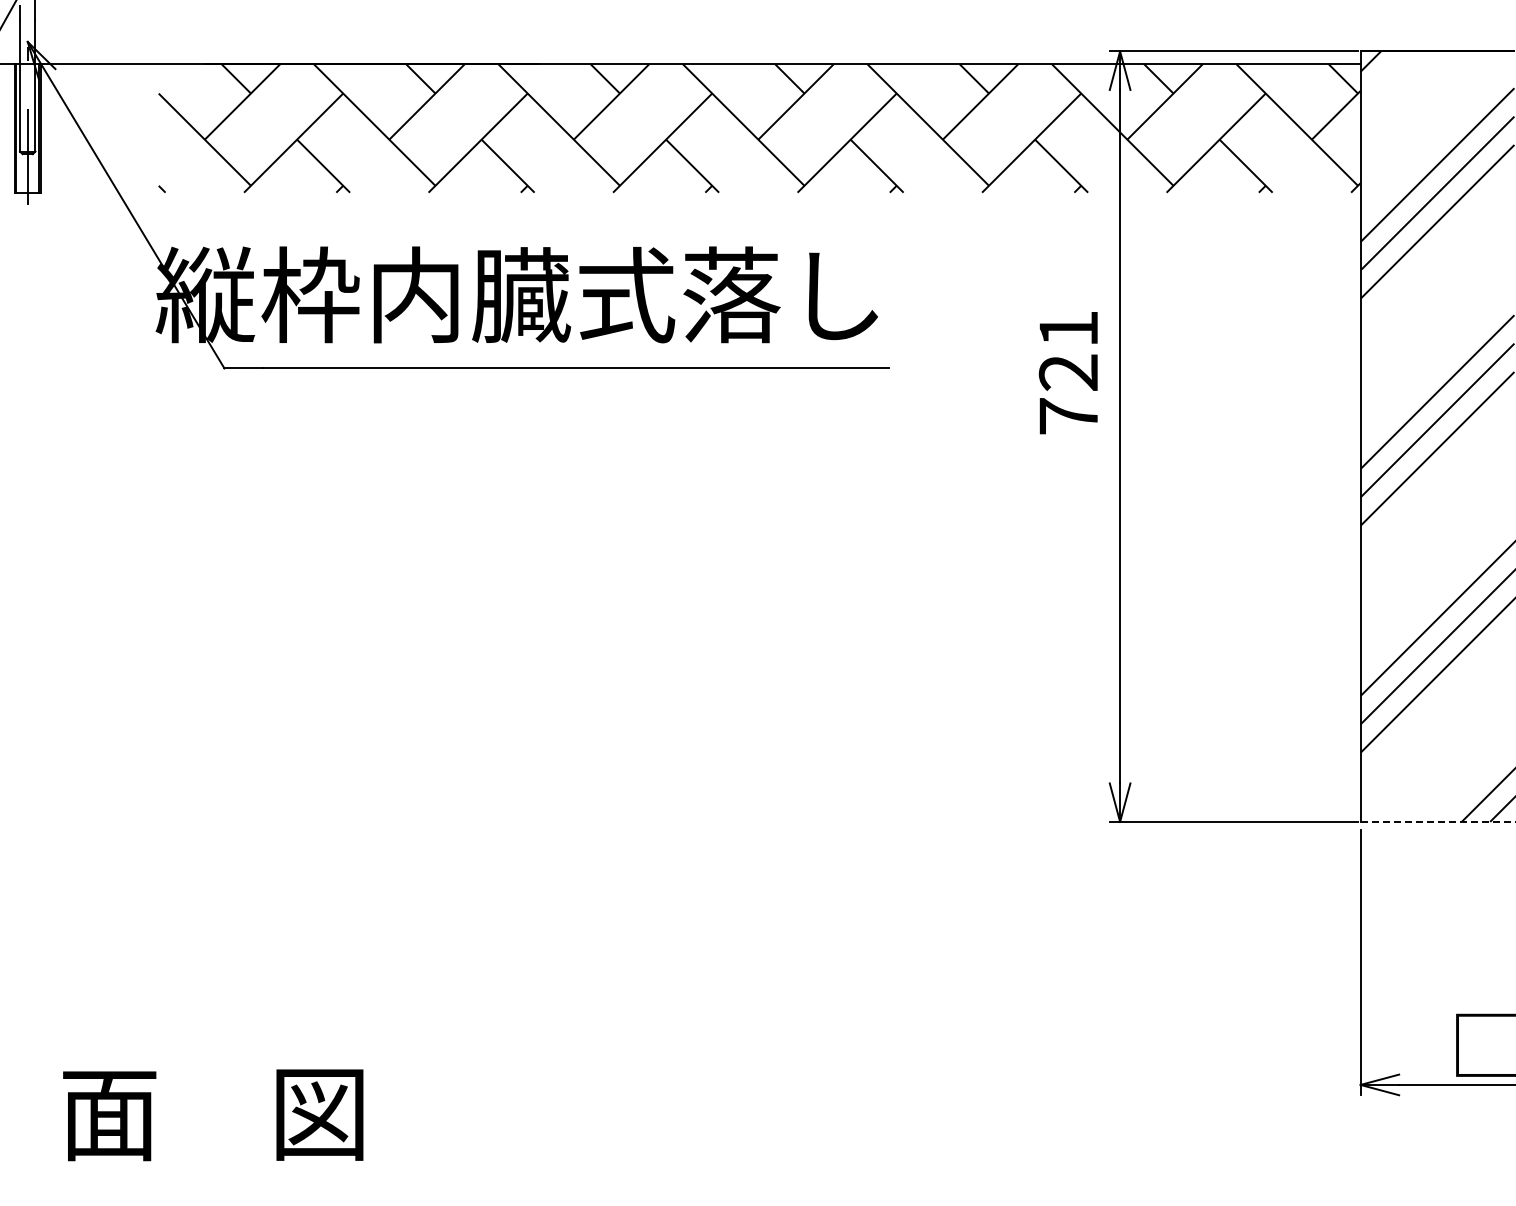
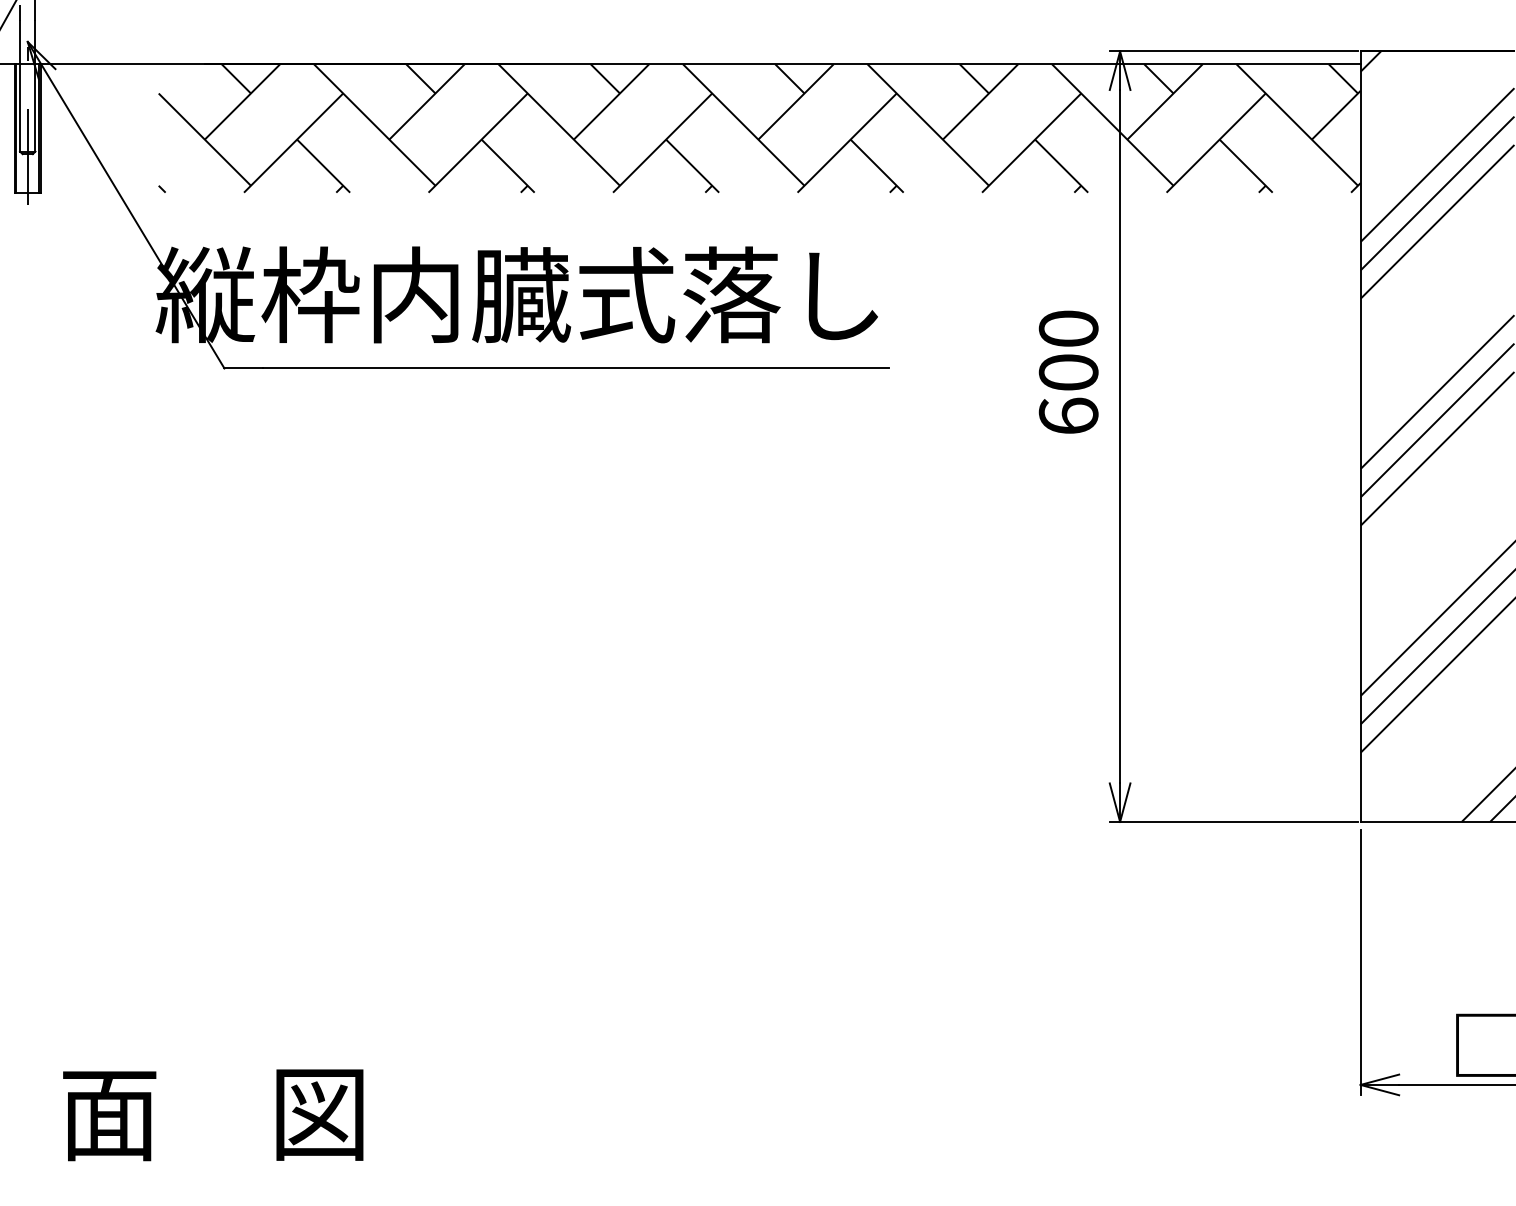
text: 721 -> 600 (1068, 372)
line: dashed -> solid (1438, 821)
